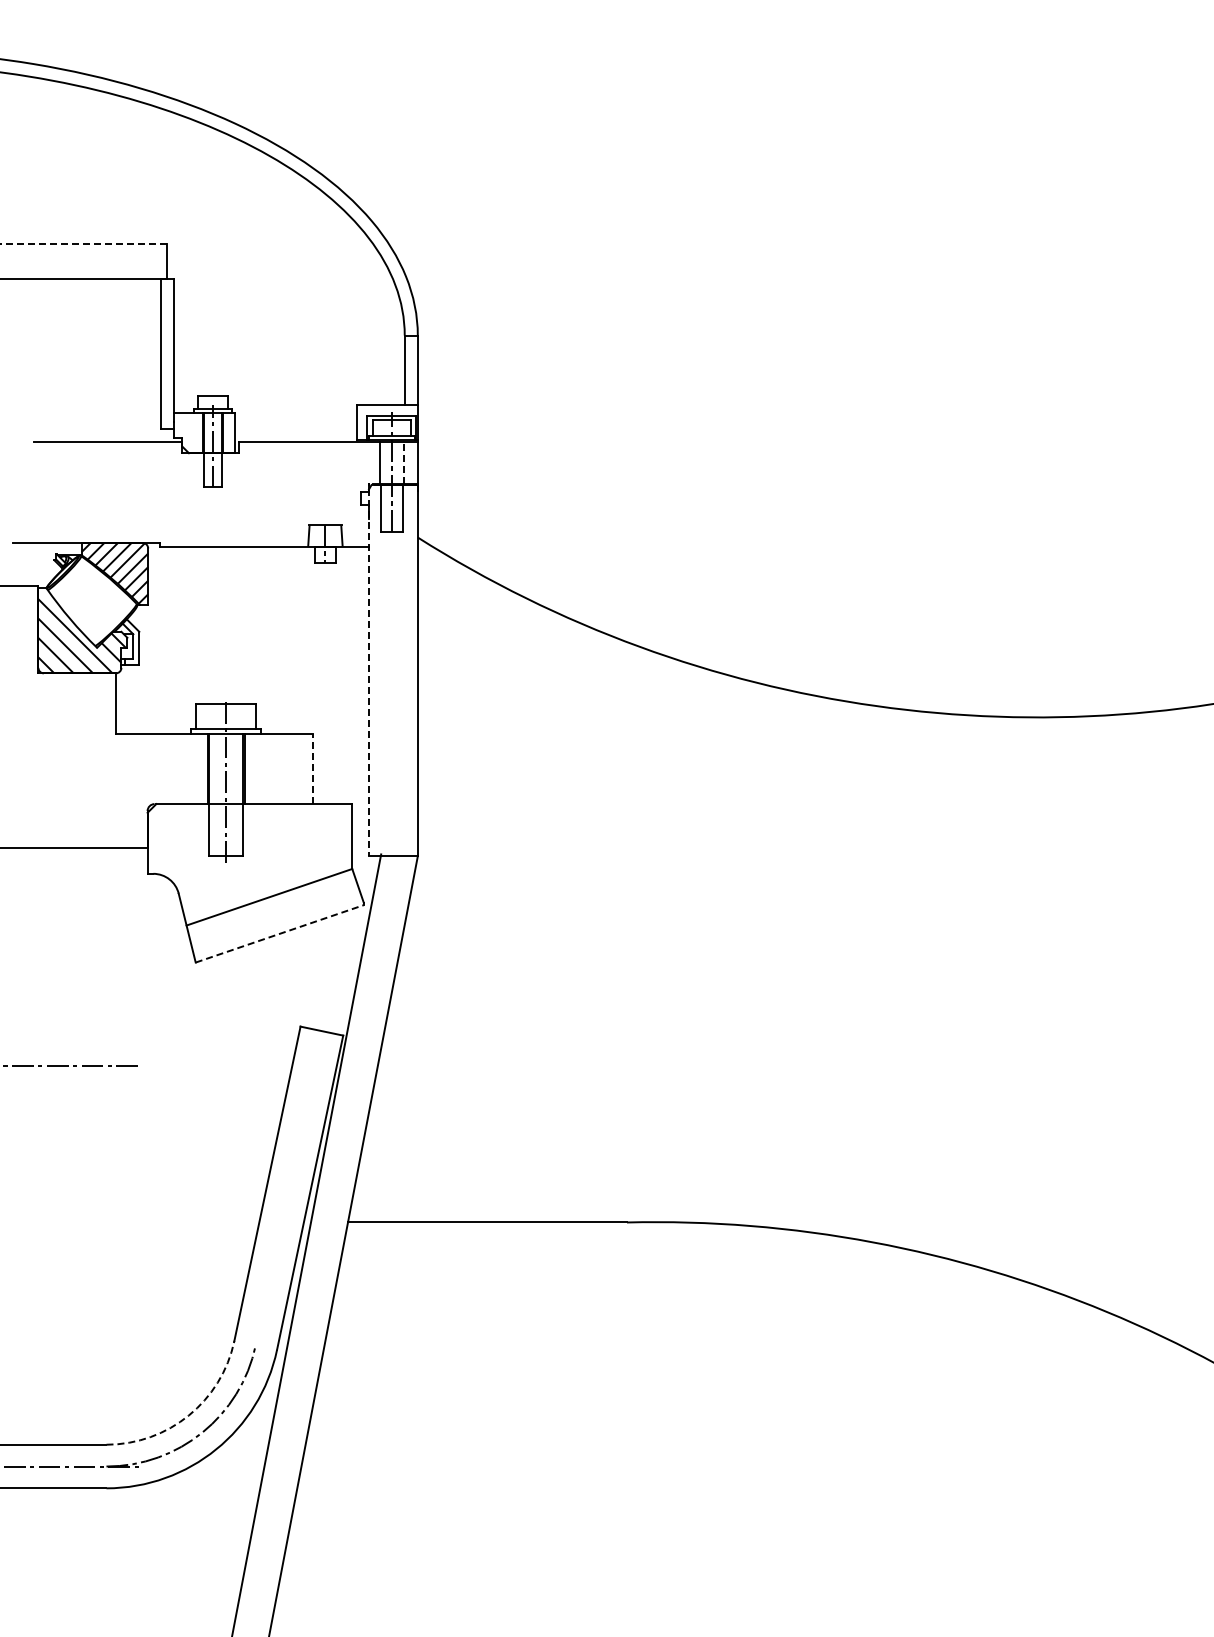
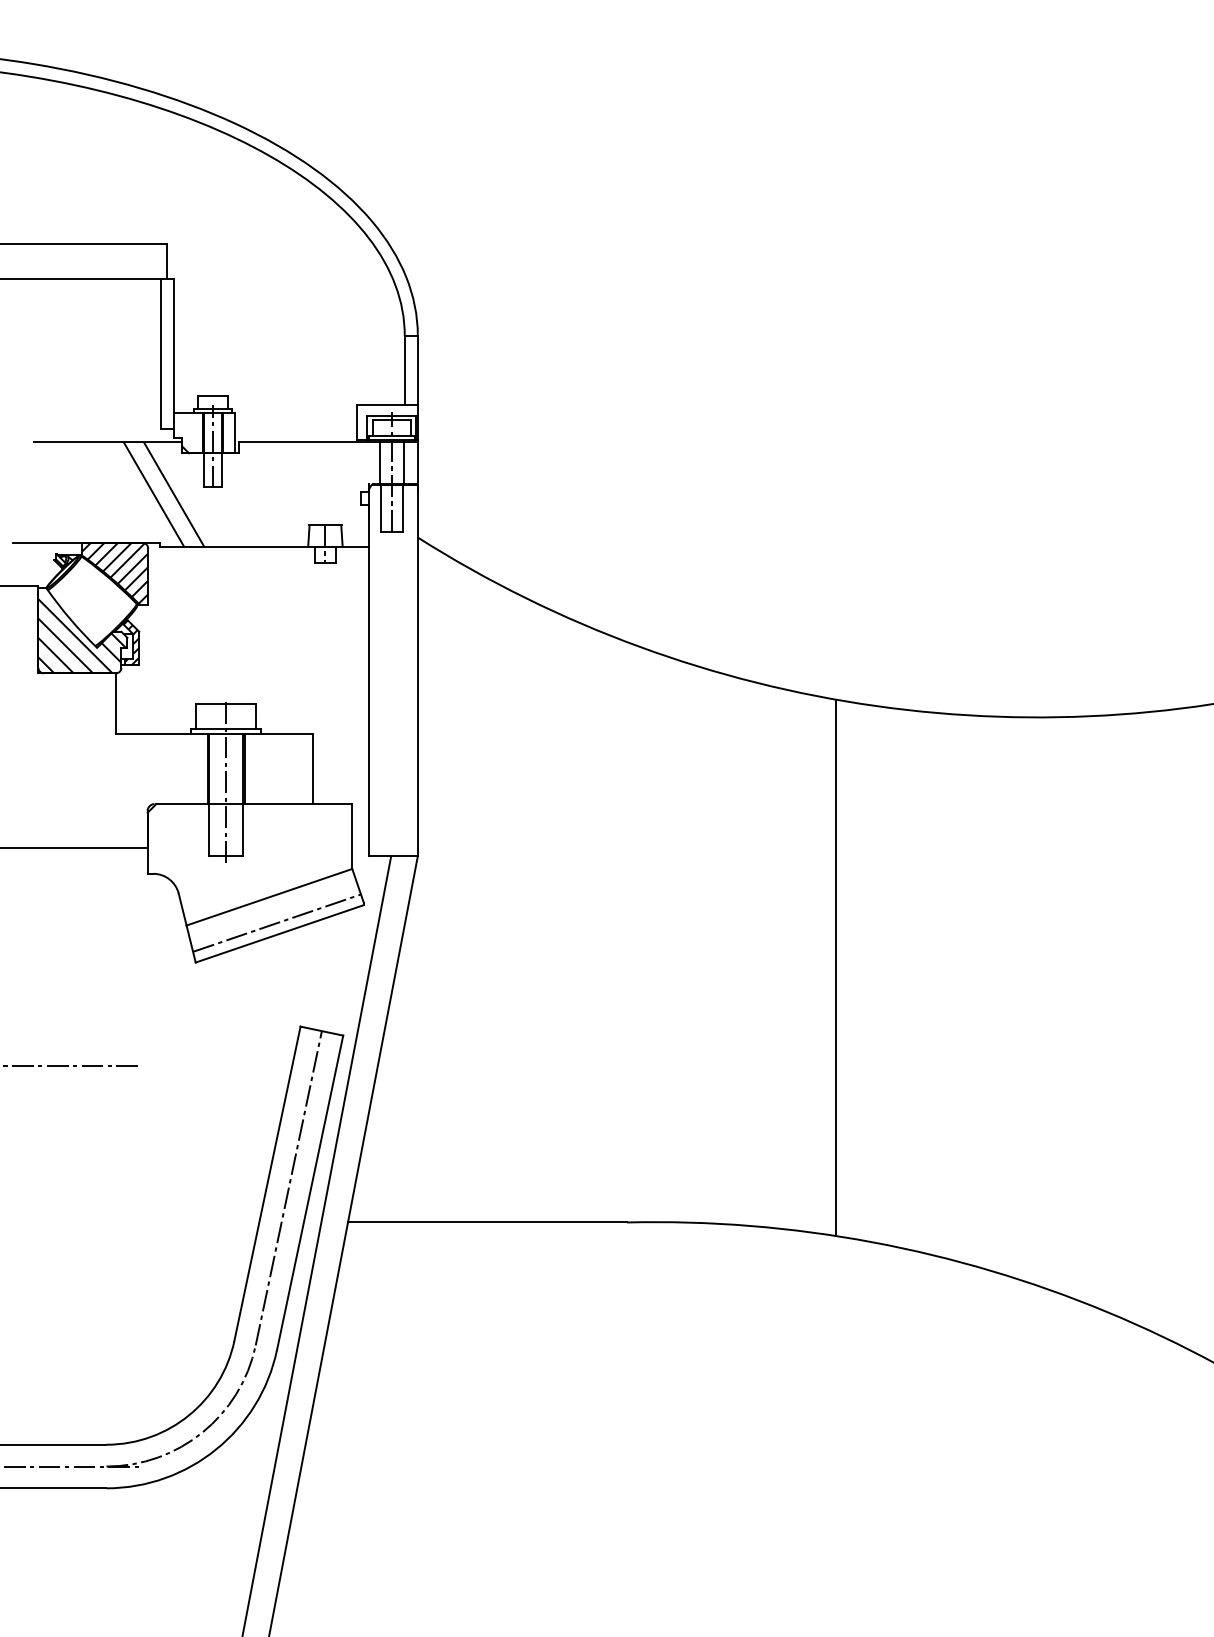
line: dashed -> solid (83, 243)
line: dashed -> solid (403, 462)
line: none -> present (153, 494)
line: none -> present (173, 494)
hatch: none -> present (131, 642)
line: dashed -> solid (369, 673)
line: dashed -> solid (313, 769)
line: none -> present (276, 922)
line: dashed -> solid (279, 933)
line: none -> present (836, 967)
line: none -> present (288, 1188)
line position: (306, 1243) -> (316, 1244) (316, 1244)
arc: dashed -> solid (188, 1415)
